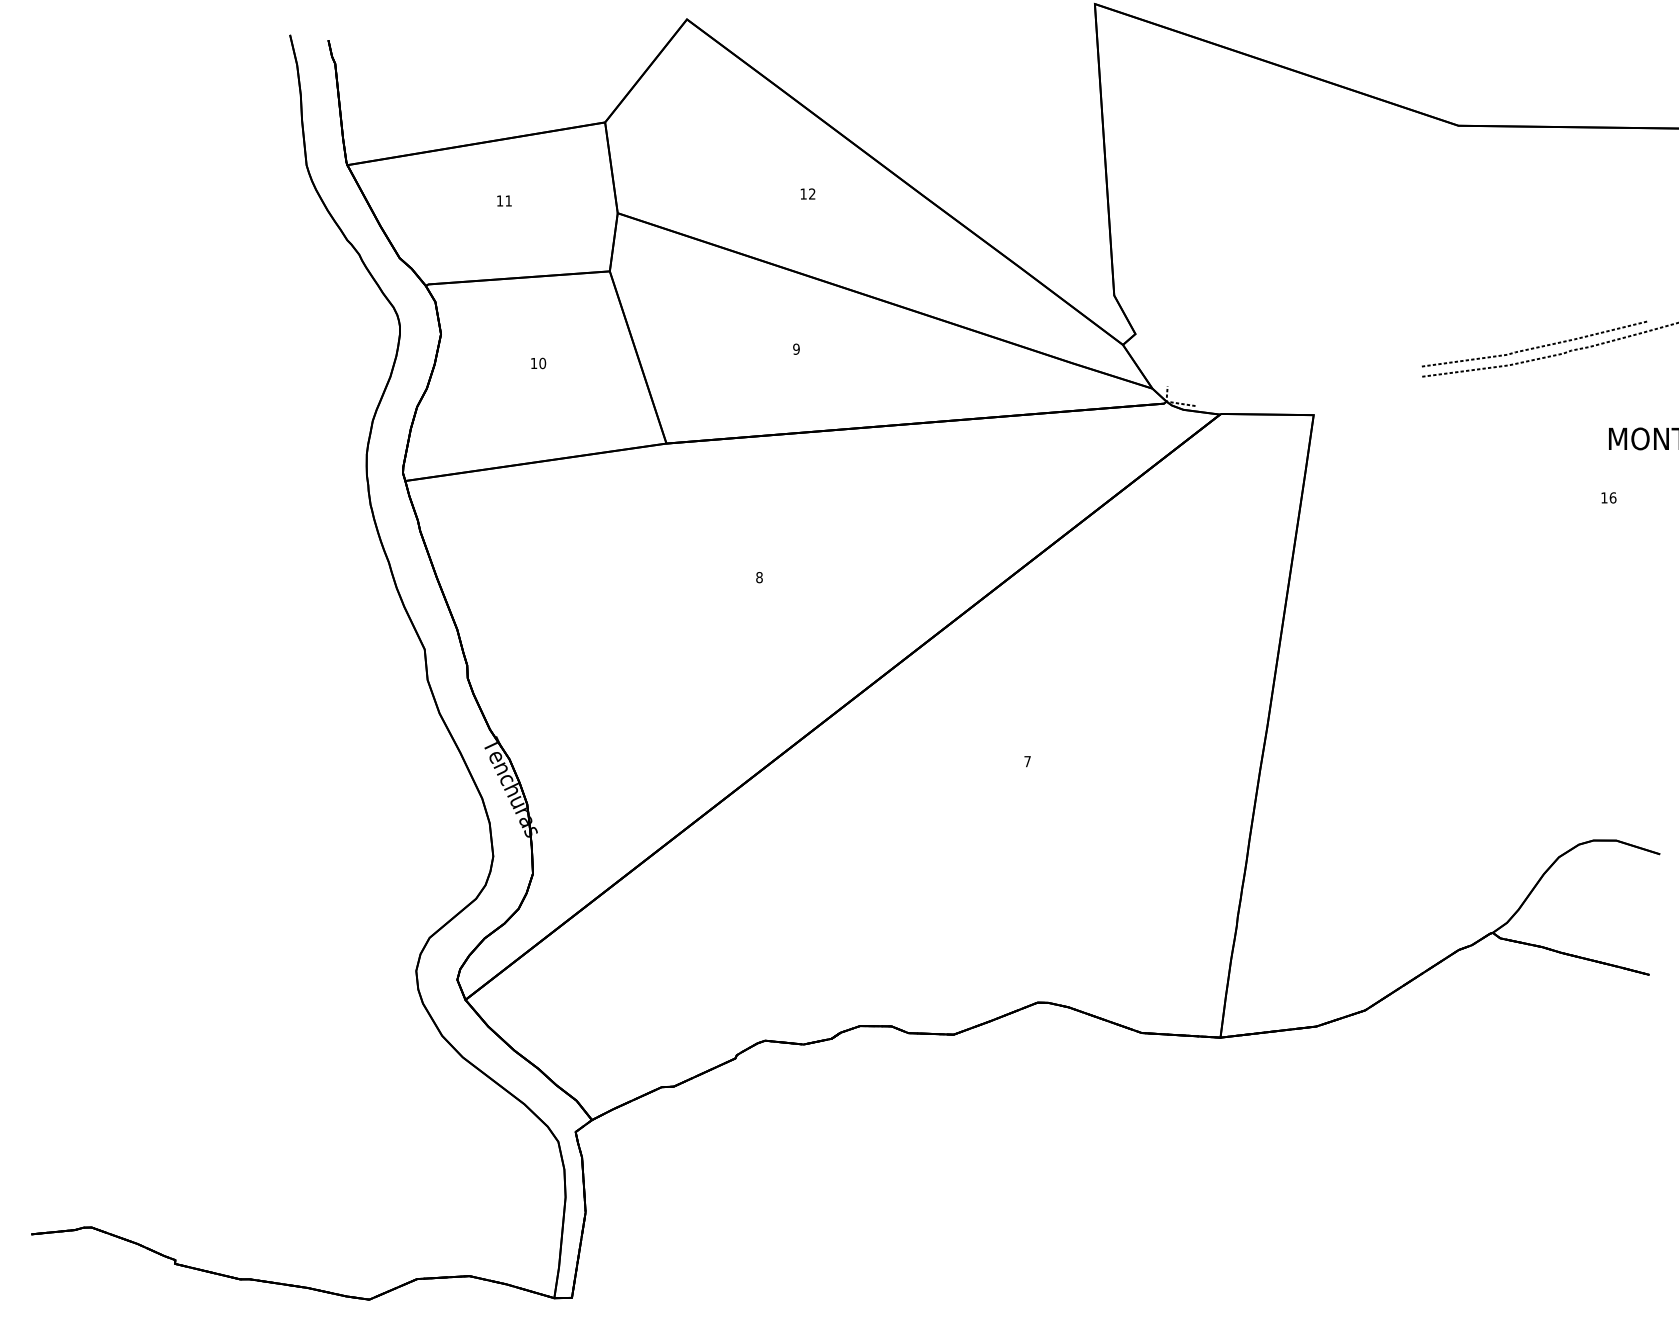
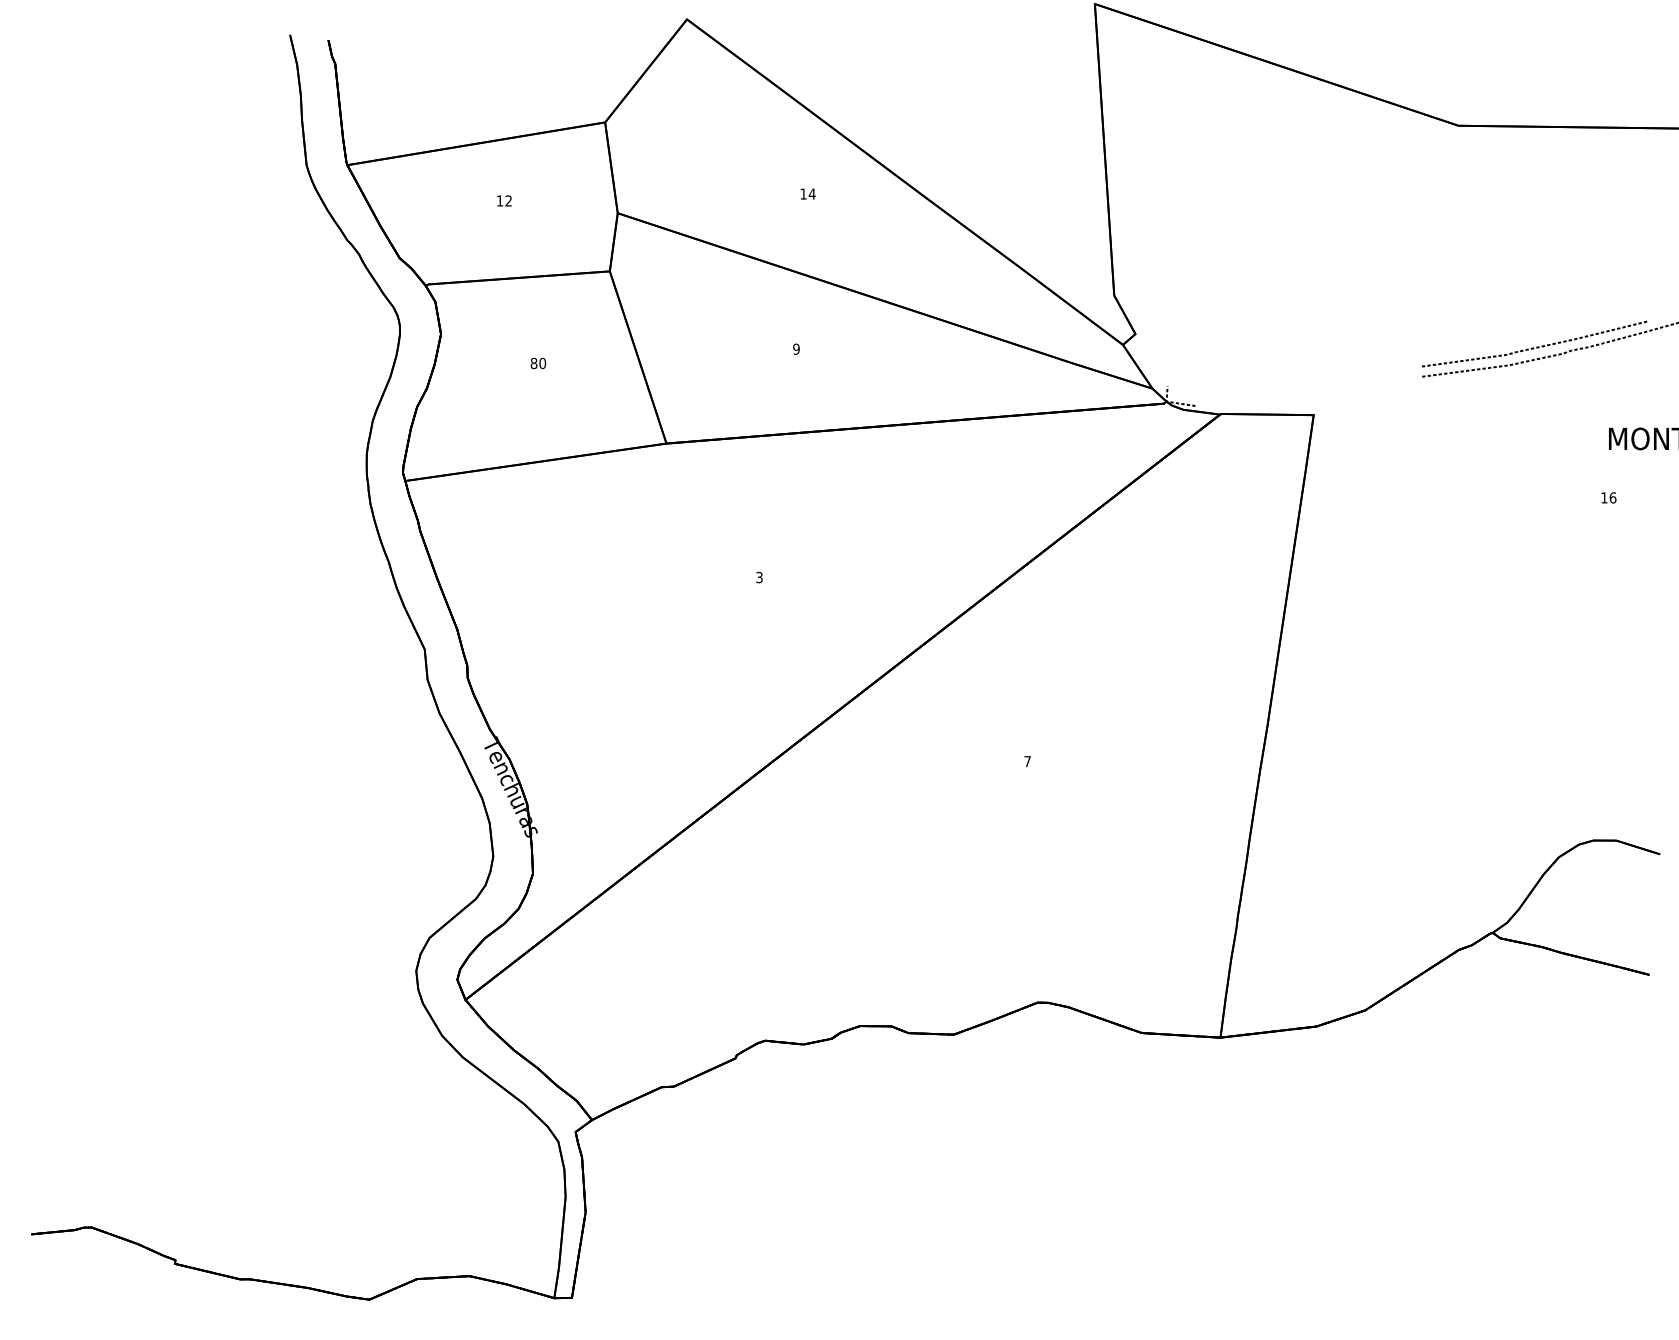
text: 12 -> 14 (811, 193)
text: 11 -> 12 (508, 200)
text: 10 -> 80 (533, 363)
text: 8 -> 3 (759, 577)
